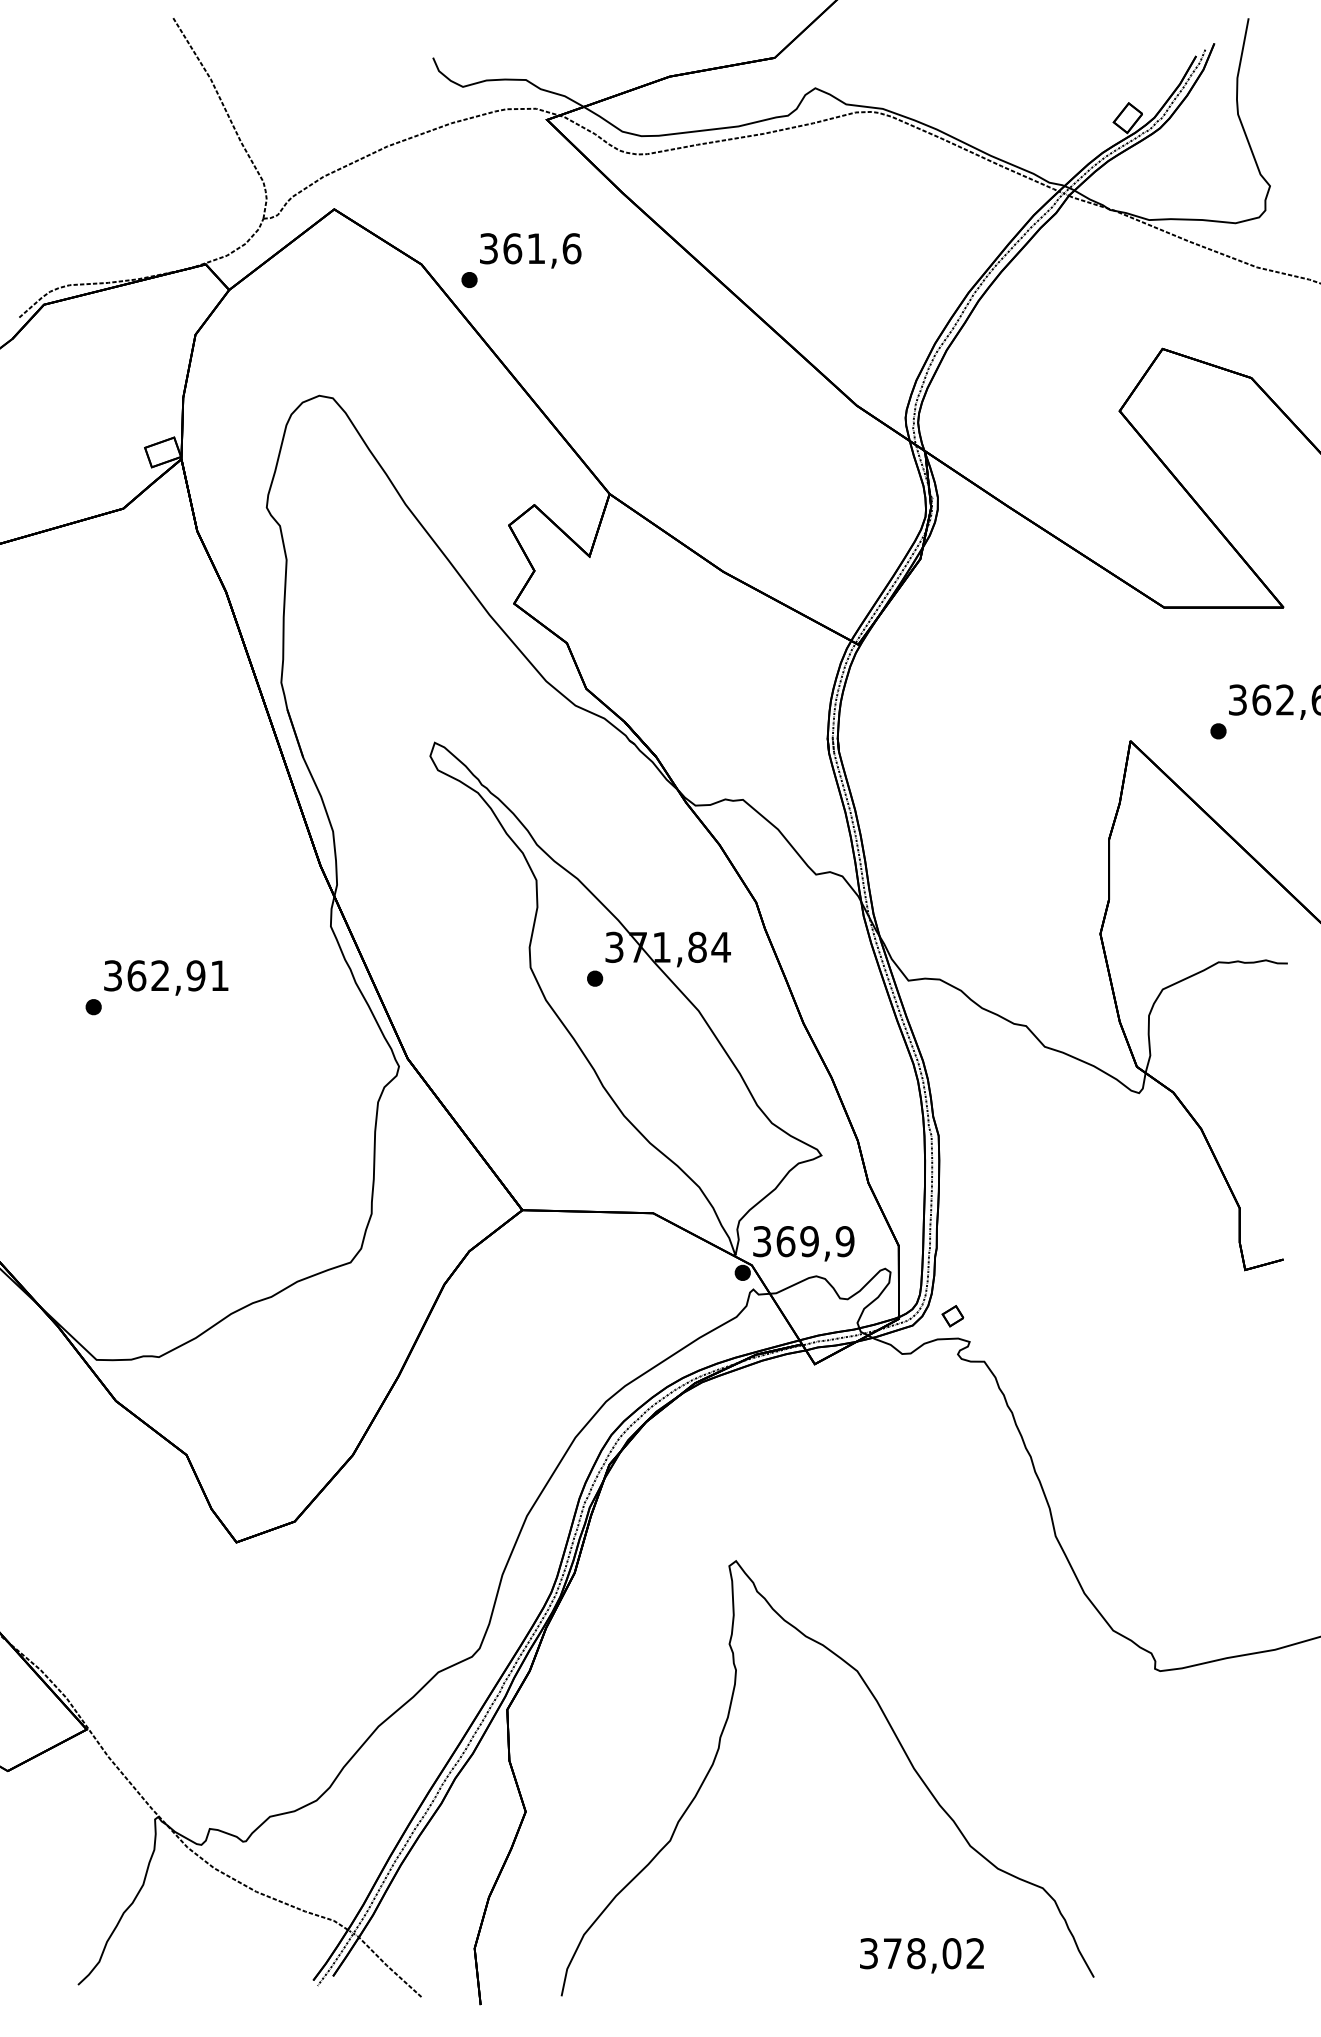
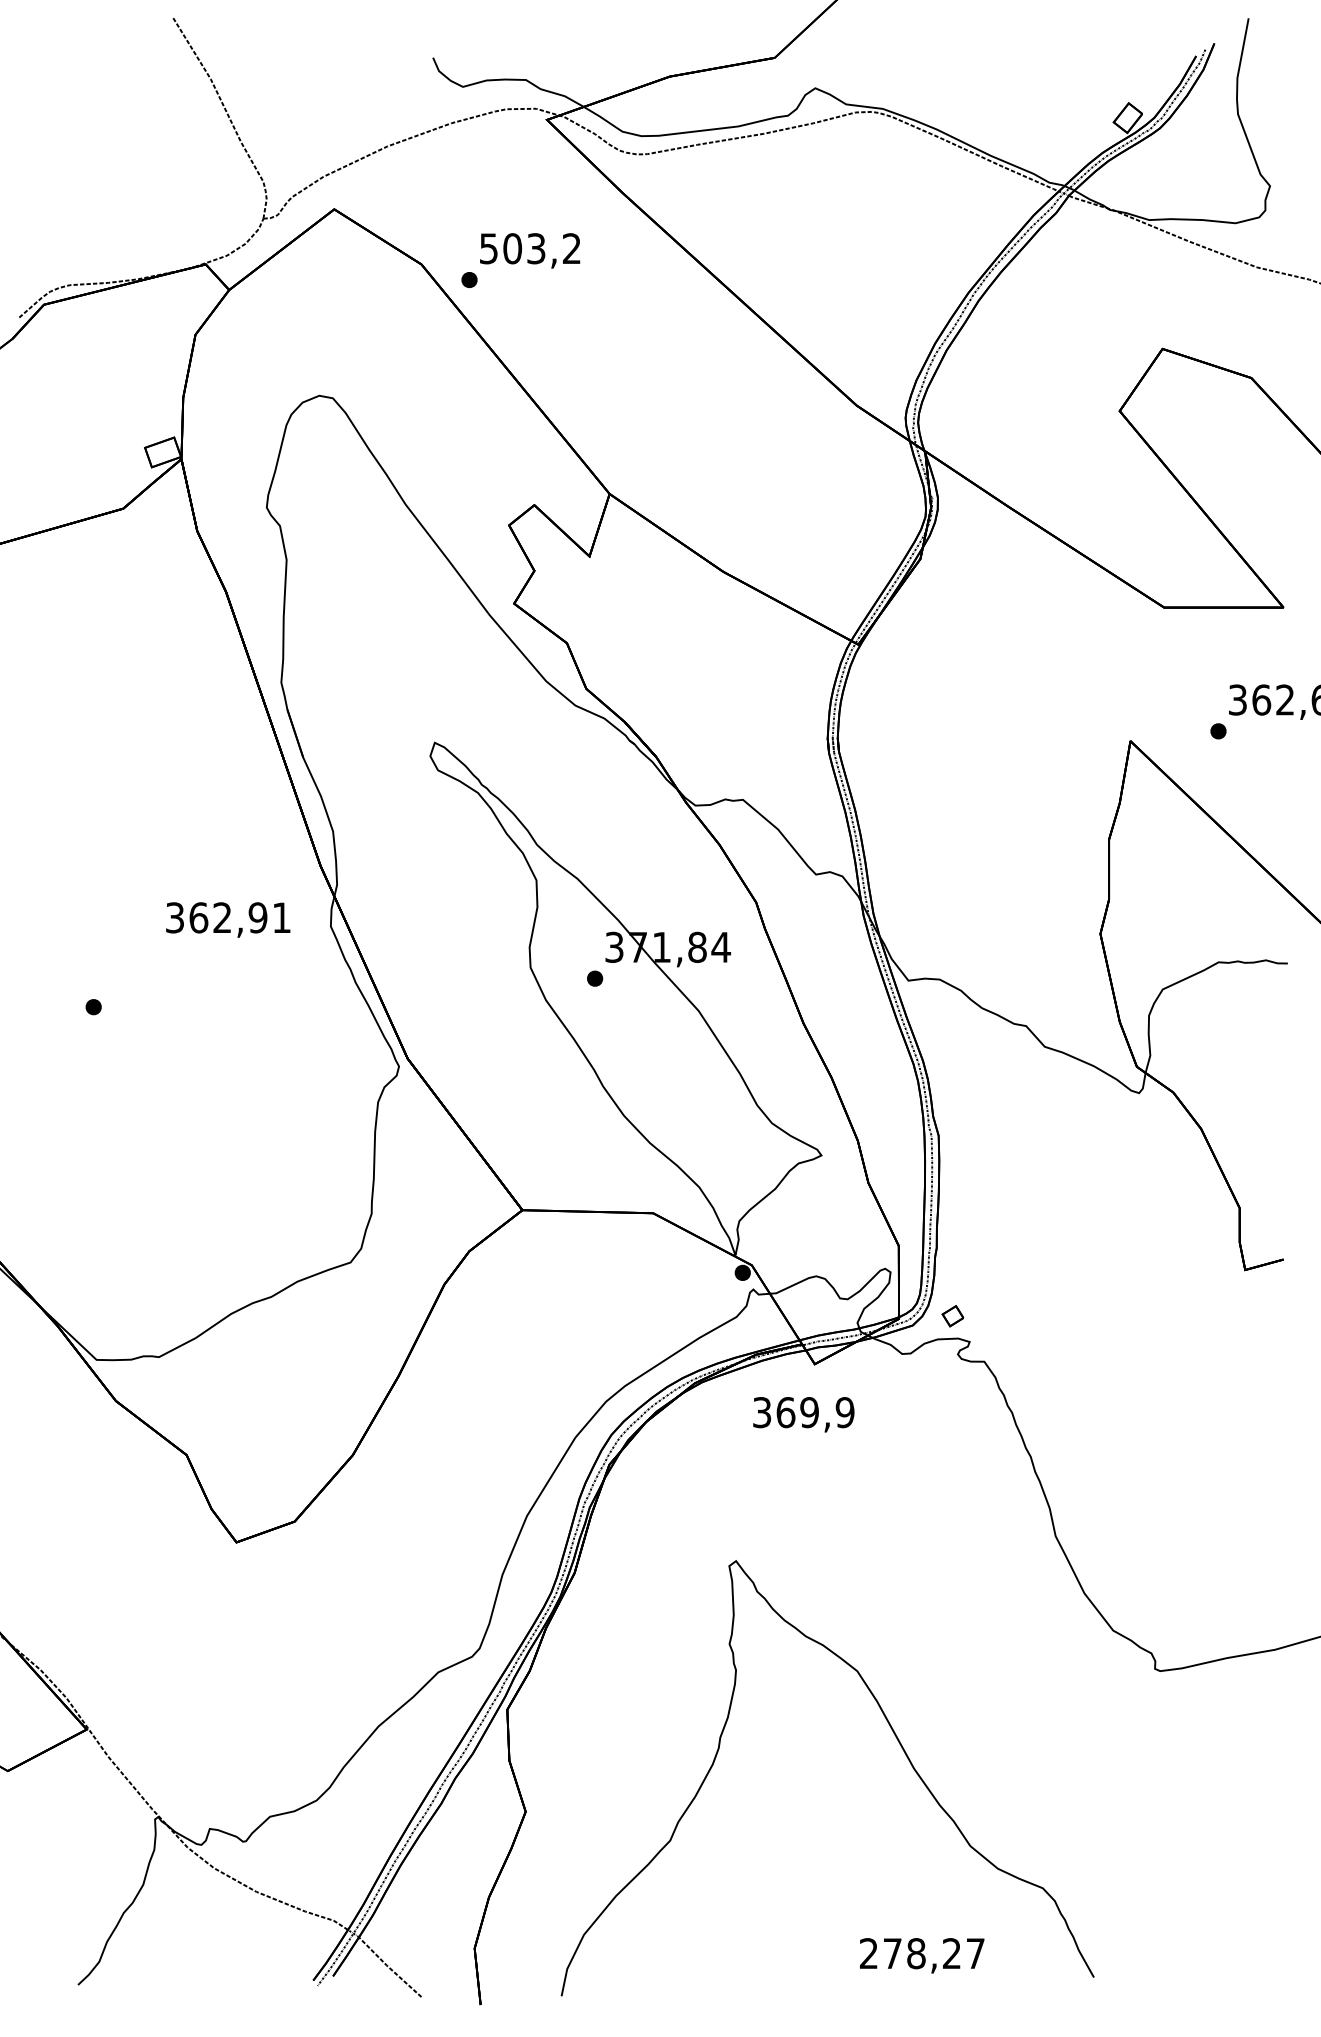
text: 361,6 -> 503,2 (530, 248)
text position: (166, 977) -> (228, 919) (228, 919)
text position: (803, 1243) -> (803, 1414) (803, 1414)
text: 378,02 -> 278,27 (922, 1953)
